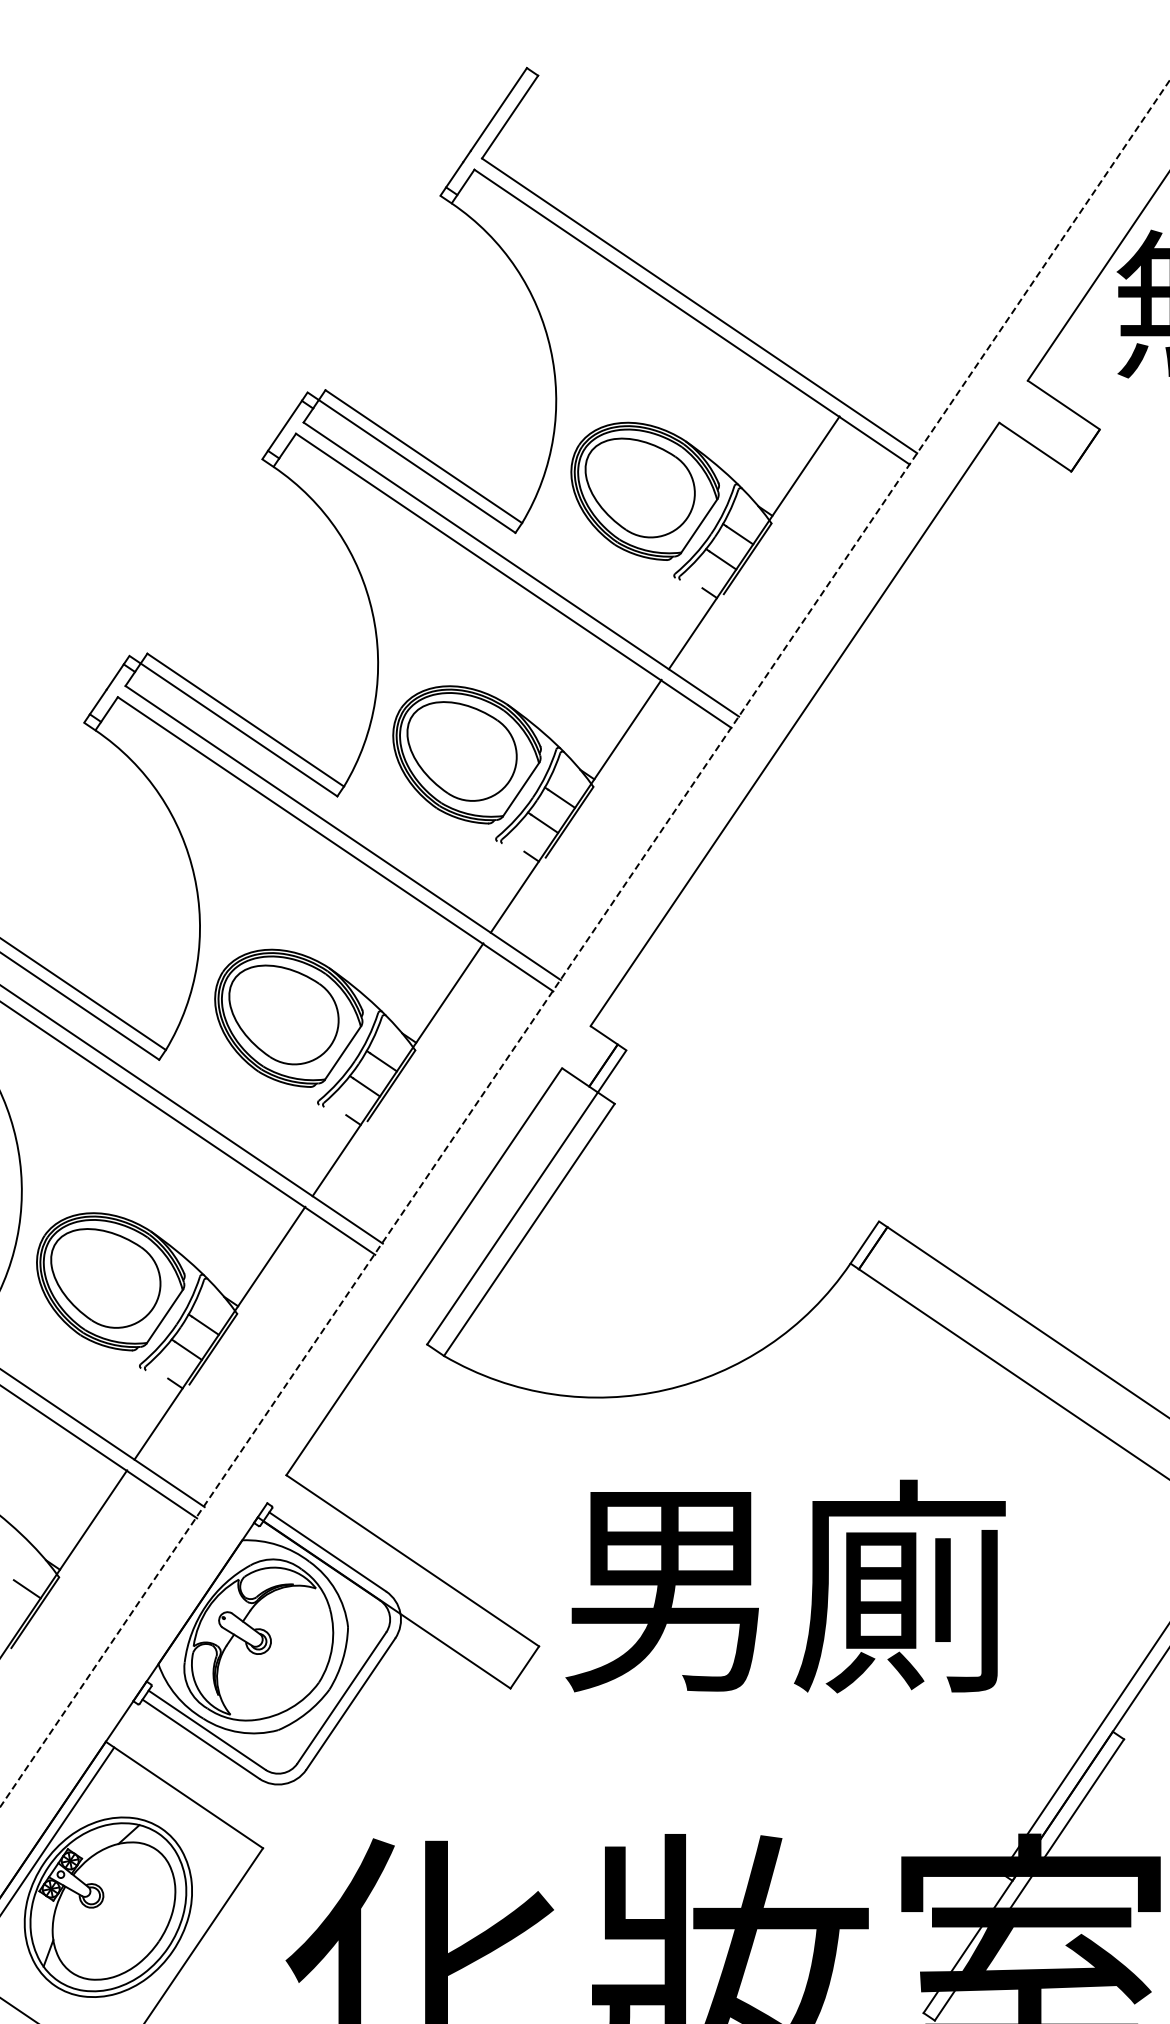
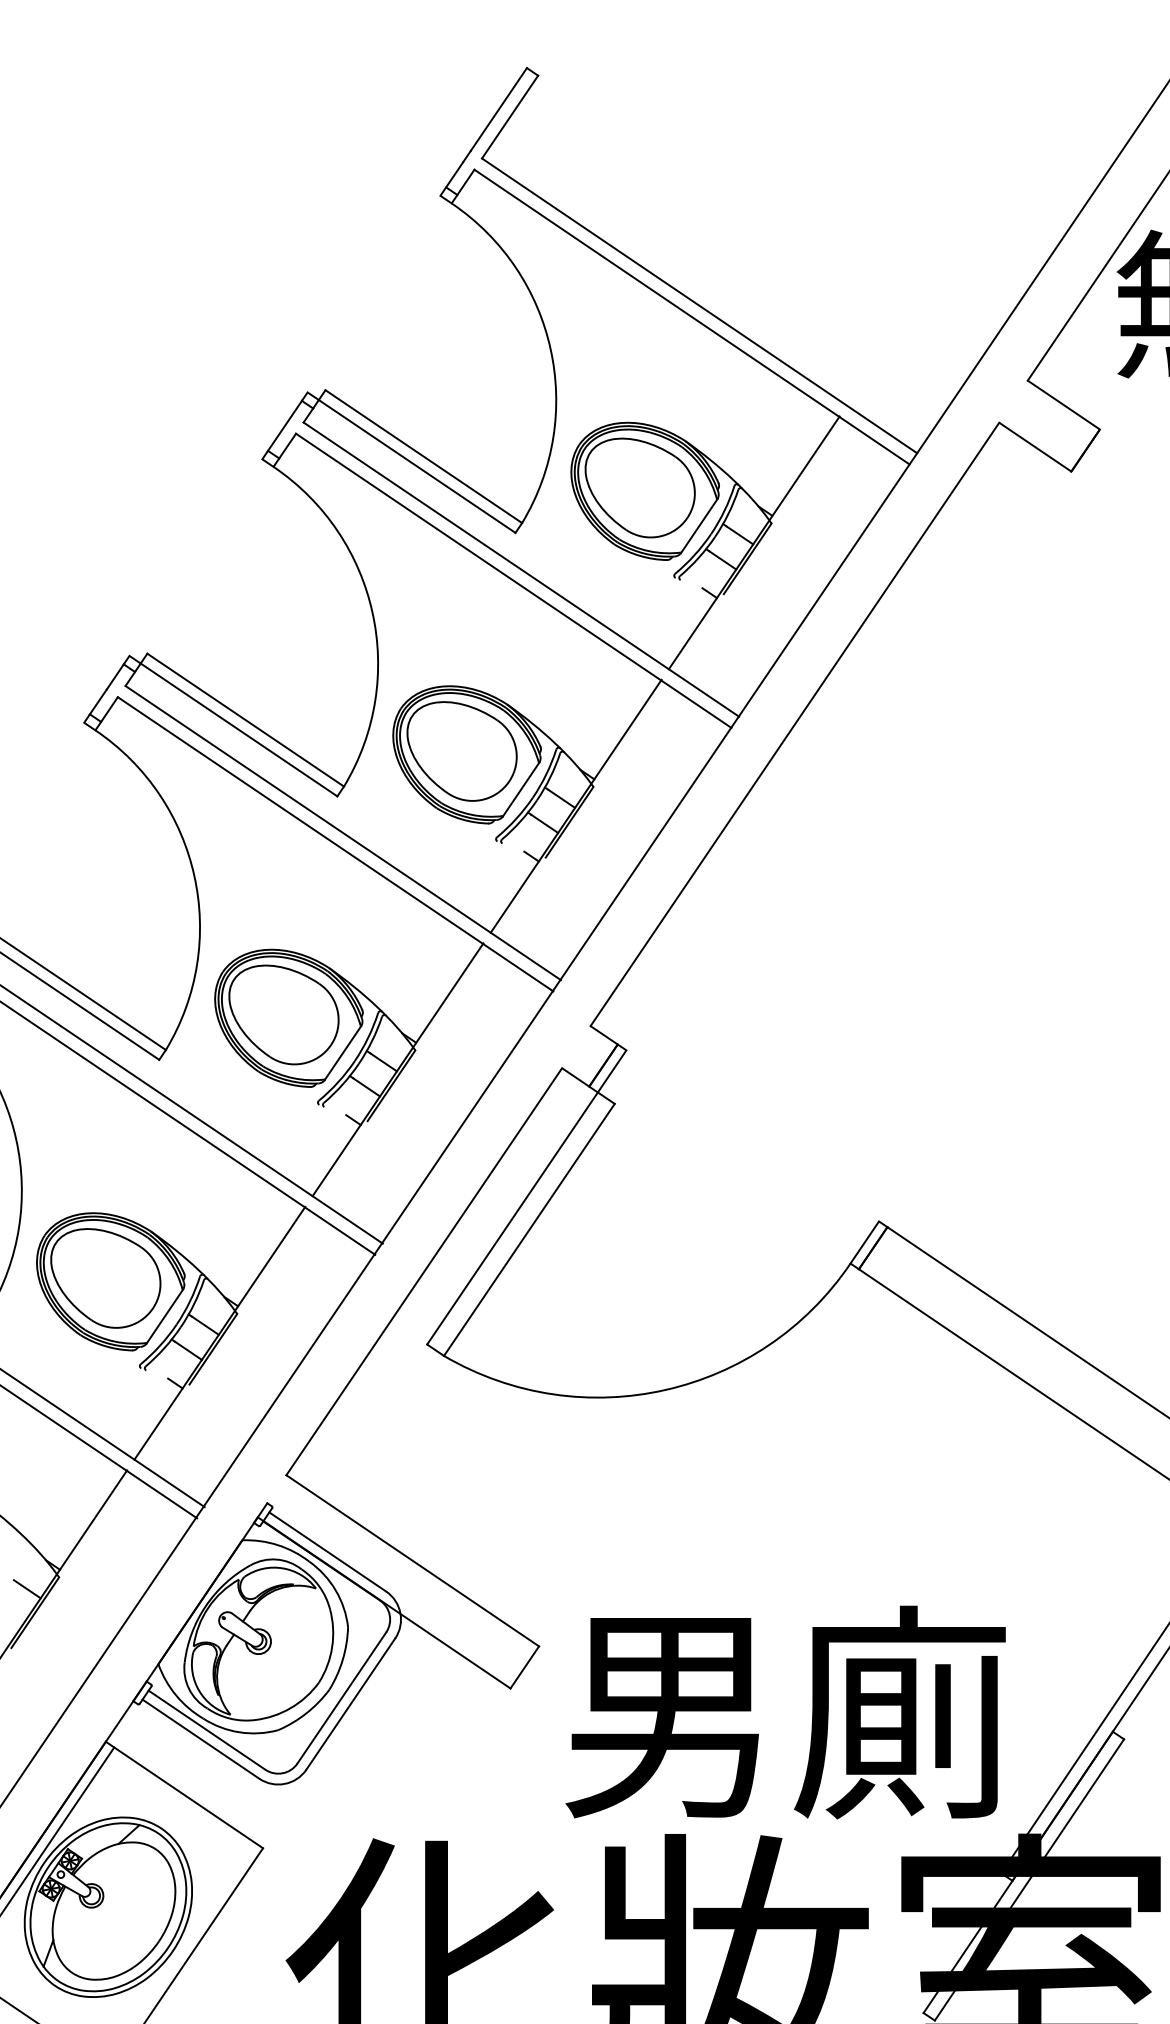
line: dashed -> solid (585, 943)
text position: (785, 1586) -> (785, 1712) (785, 1712)
